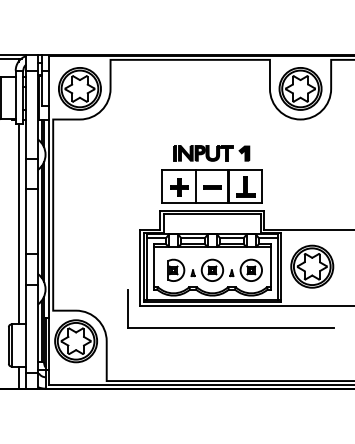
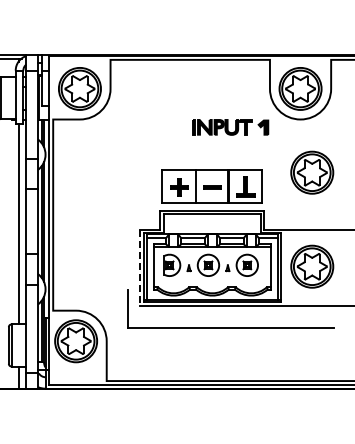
part position: (211, 153) -> (230, 127) (230, 127)
part: none -> present (312, 172)
line: solid -> dashed (139, 268)
part position: (214, 269) -> (210, 264) (210, 264)
